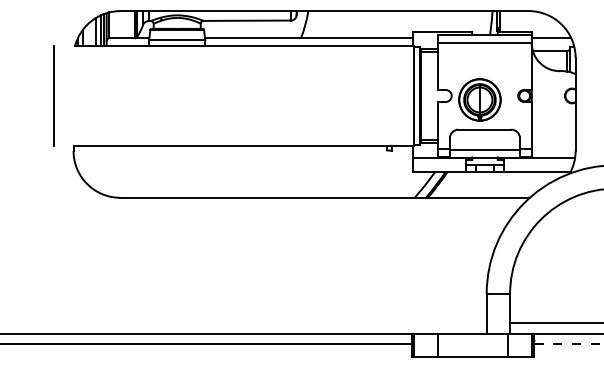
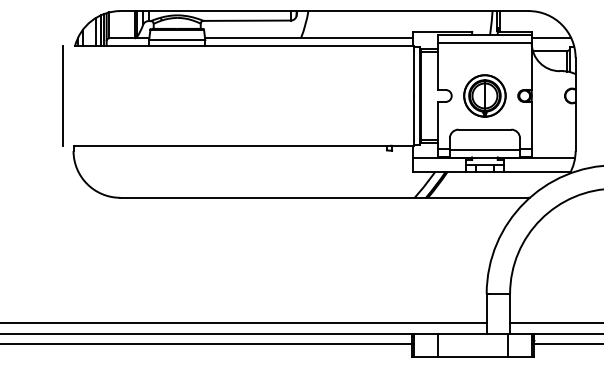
line position: (53, 95) -> (62, 95) (62, 95)
part position: (479, 99) -> (484, 95) (484, 95)
line: none -> present (244, 323)
line: dashed -> solid (569, 343)
